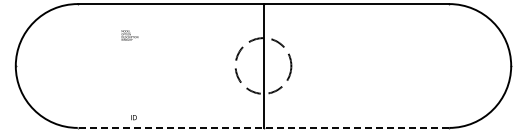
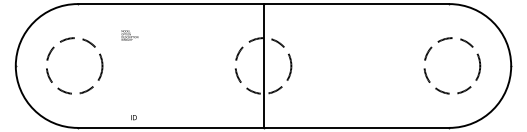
circle: none -> present (74, 65)
circle: none -> present (452, 65)
line: dashed -> solid (263, 127)
